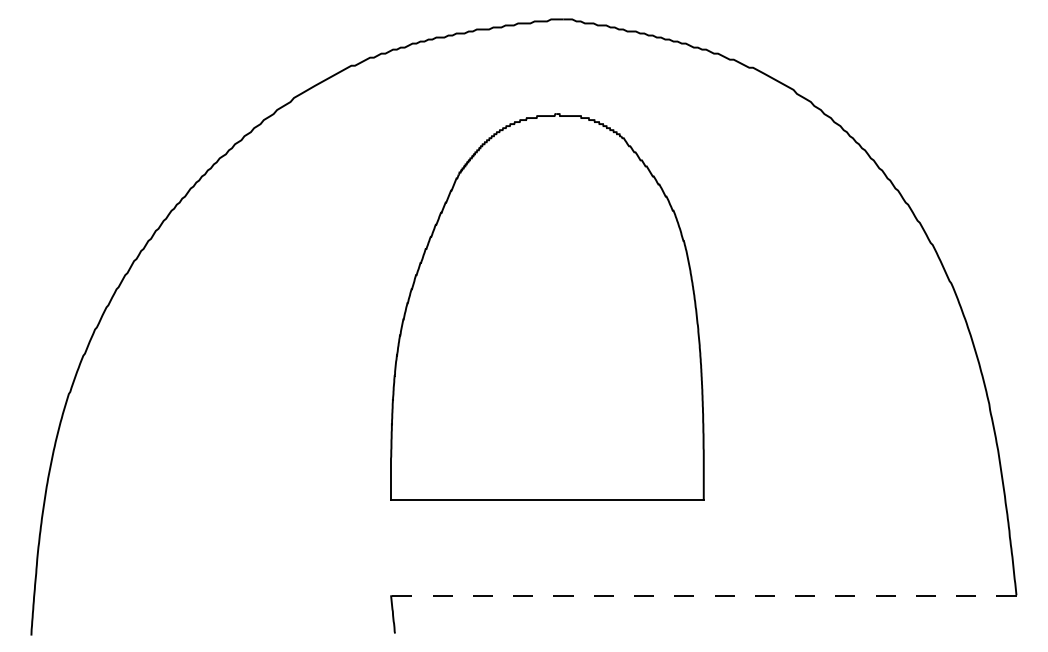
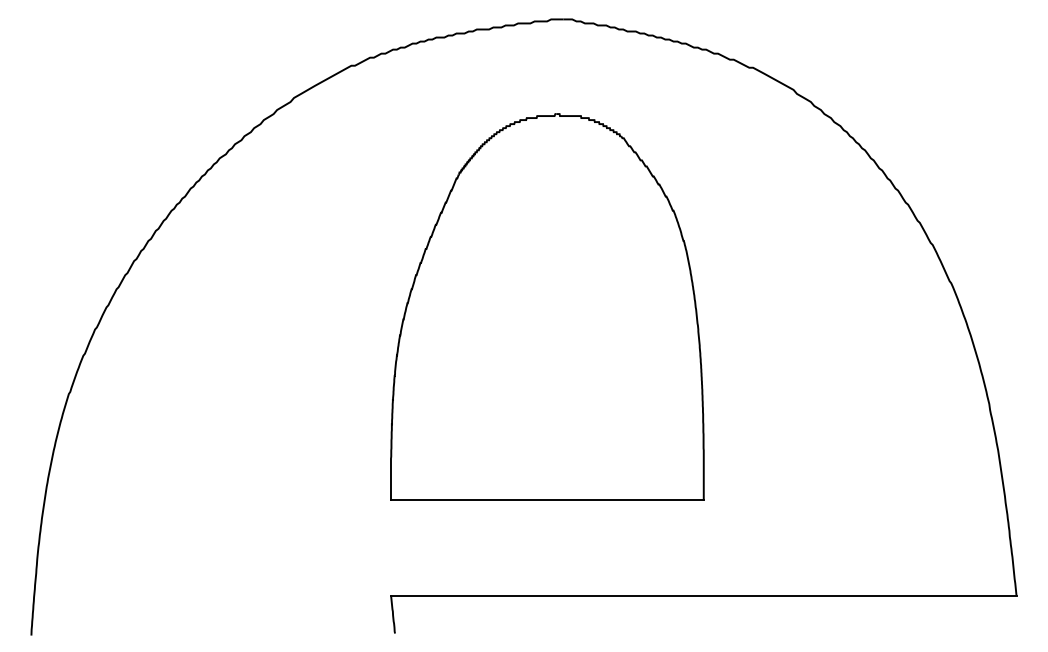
line: dashed -> solid (703, 596)
